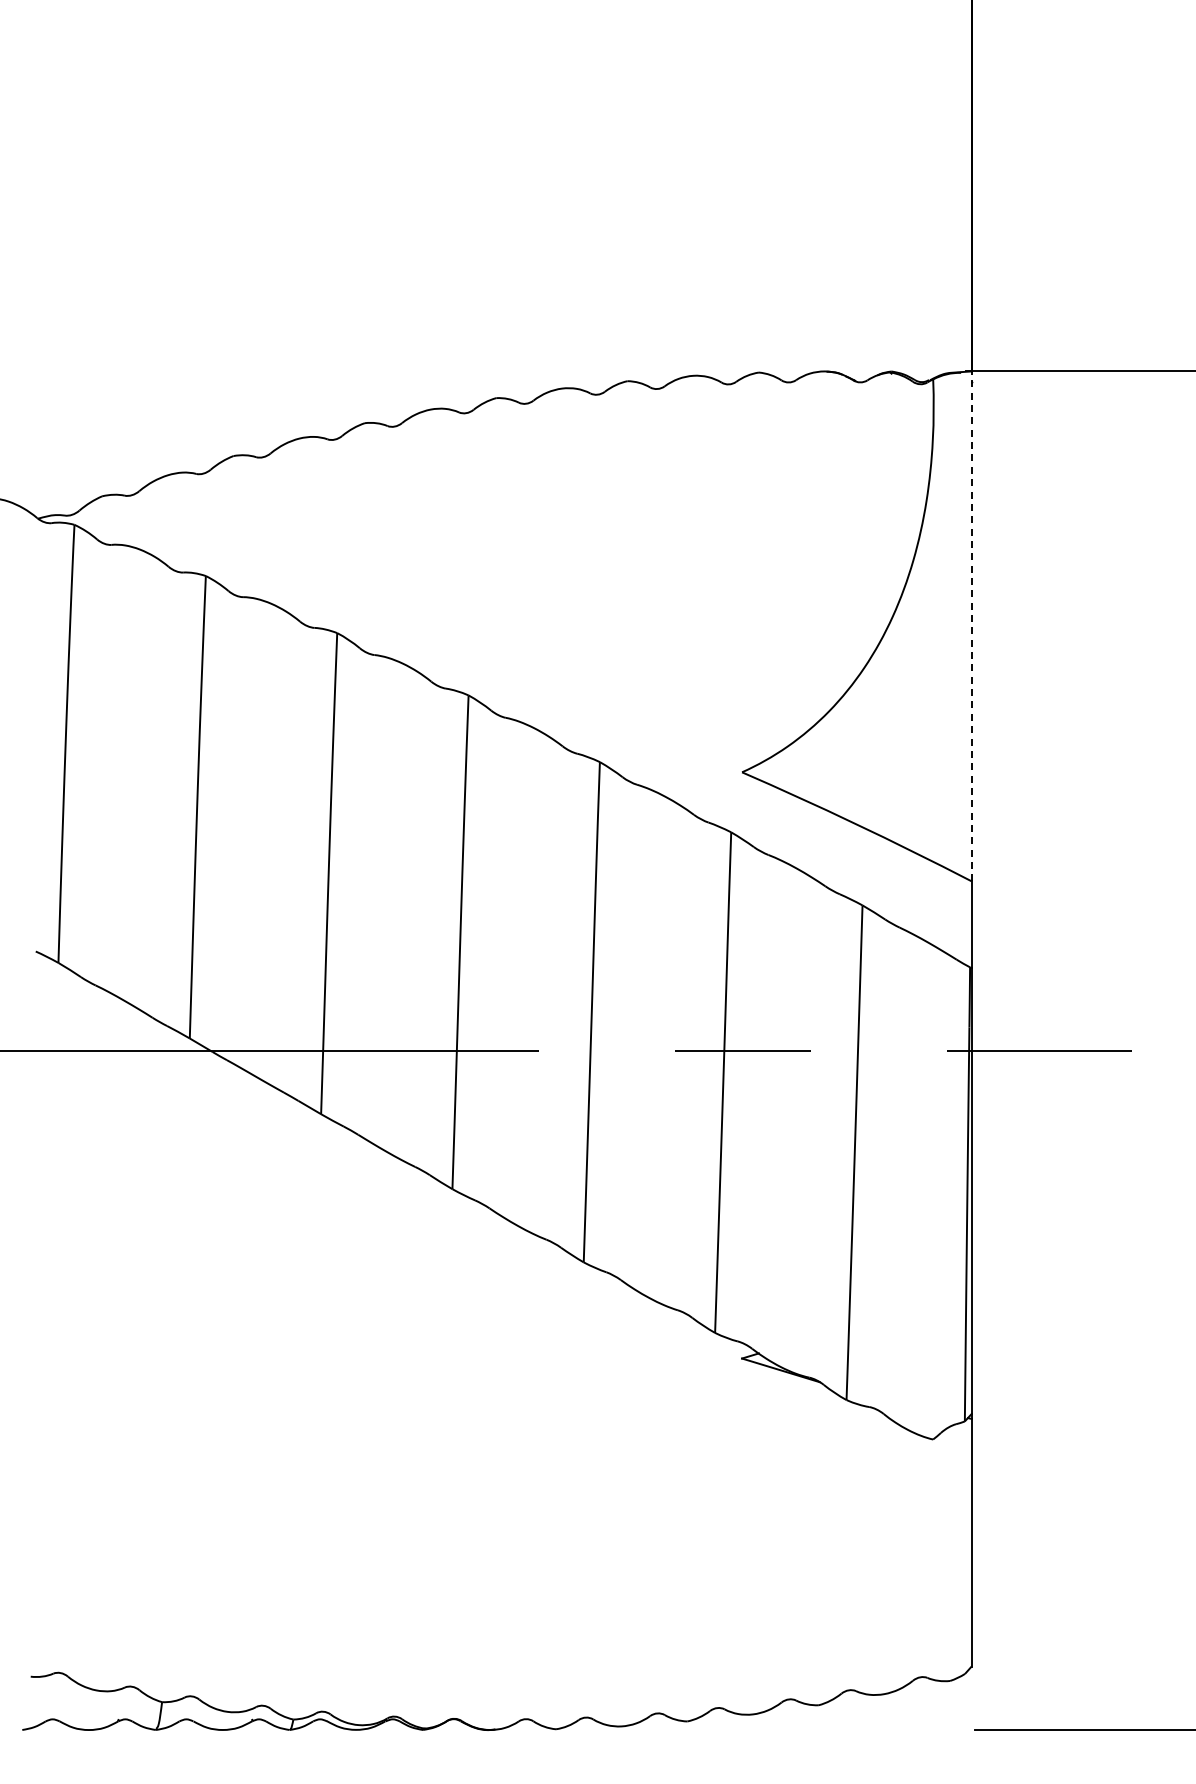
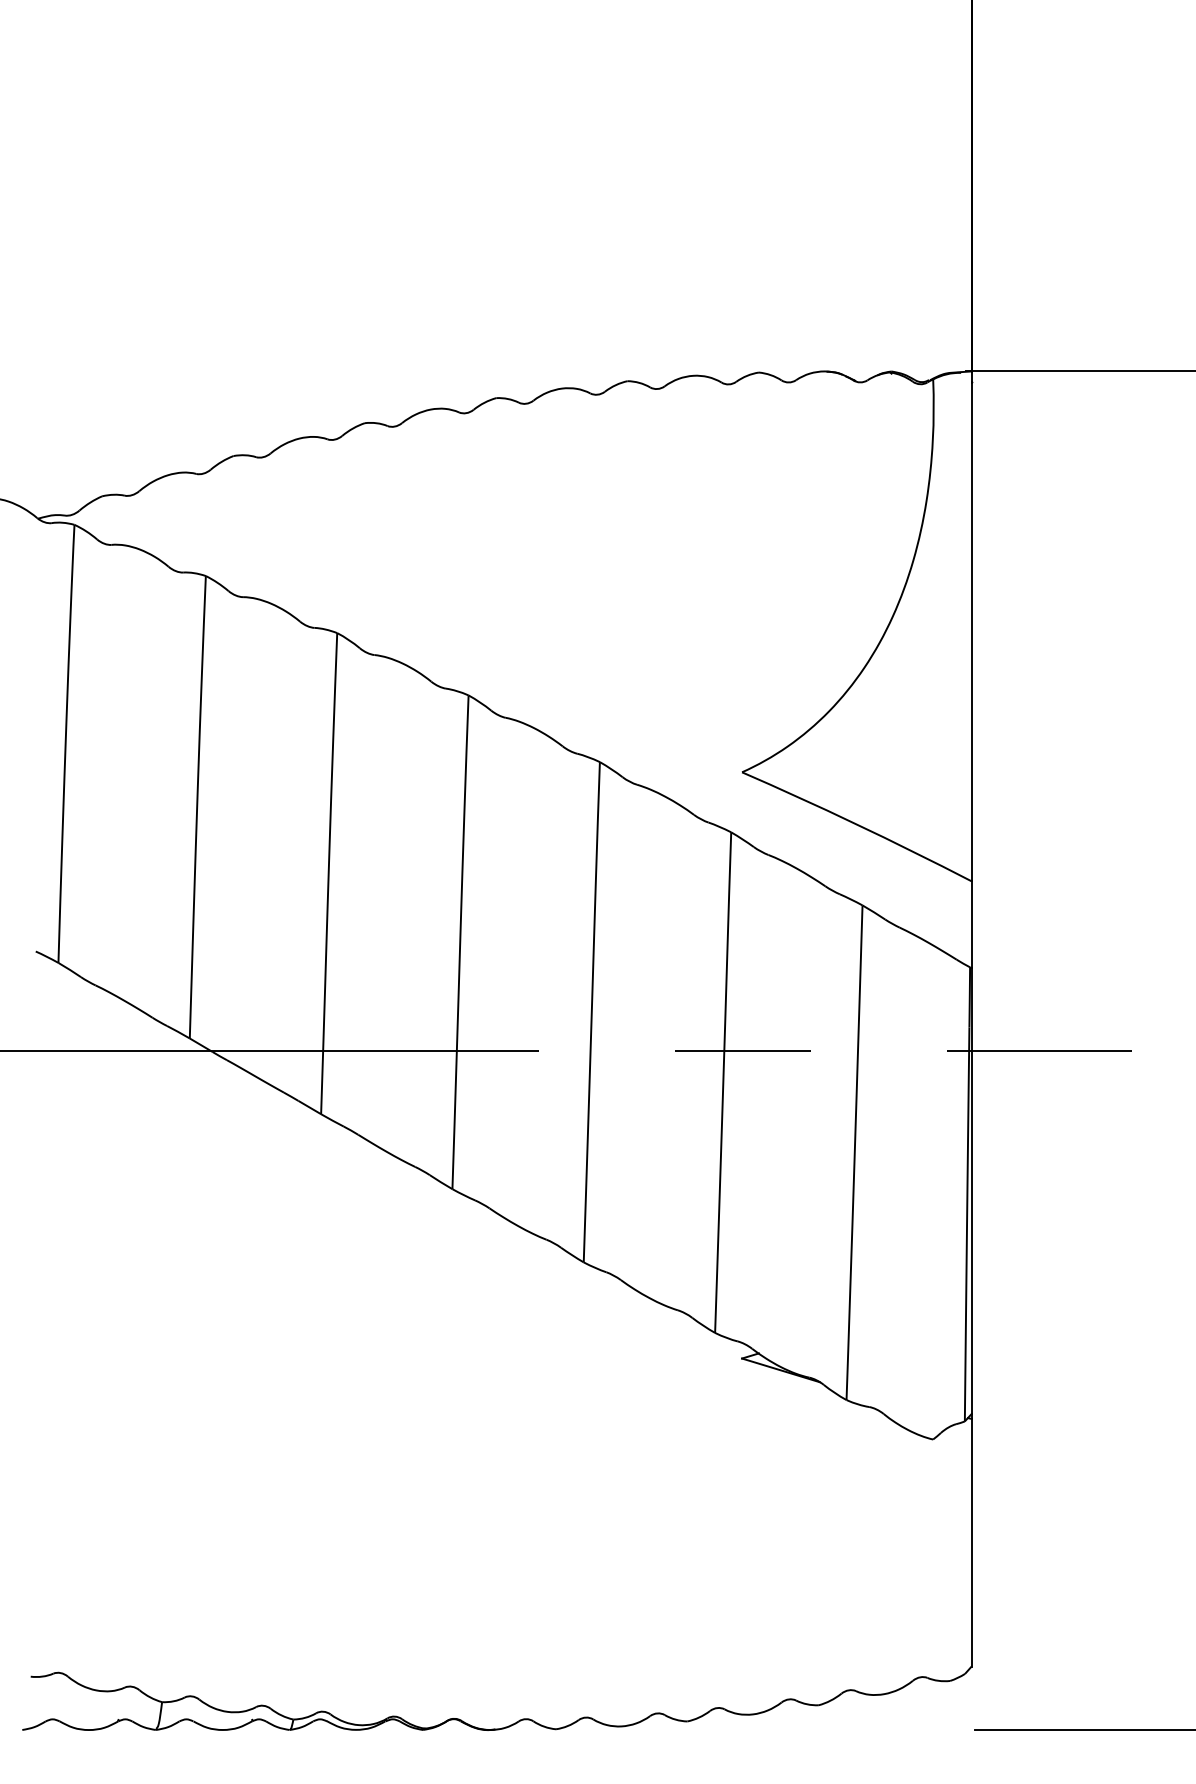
line: dashed -> solid (971, 626)
